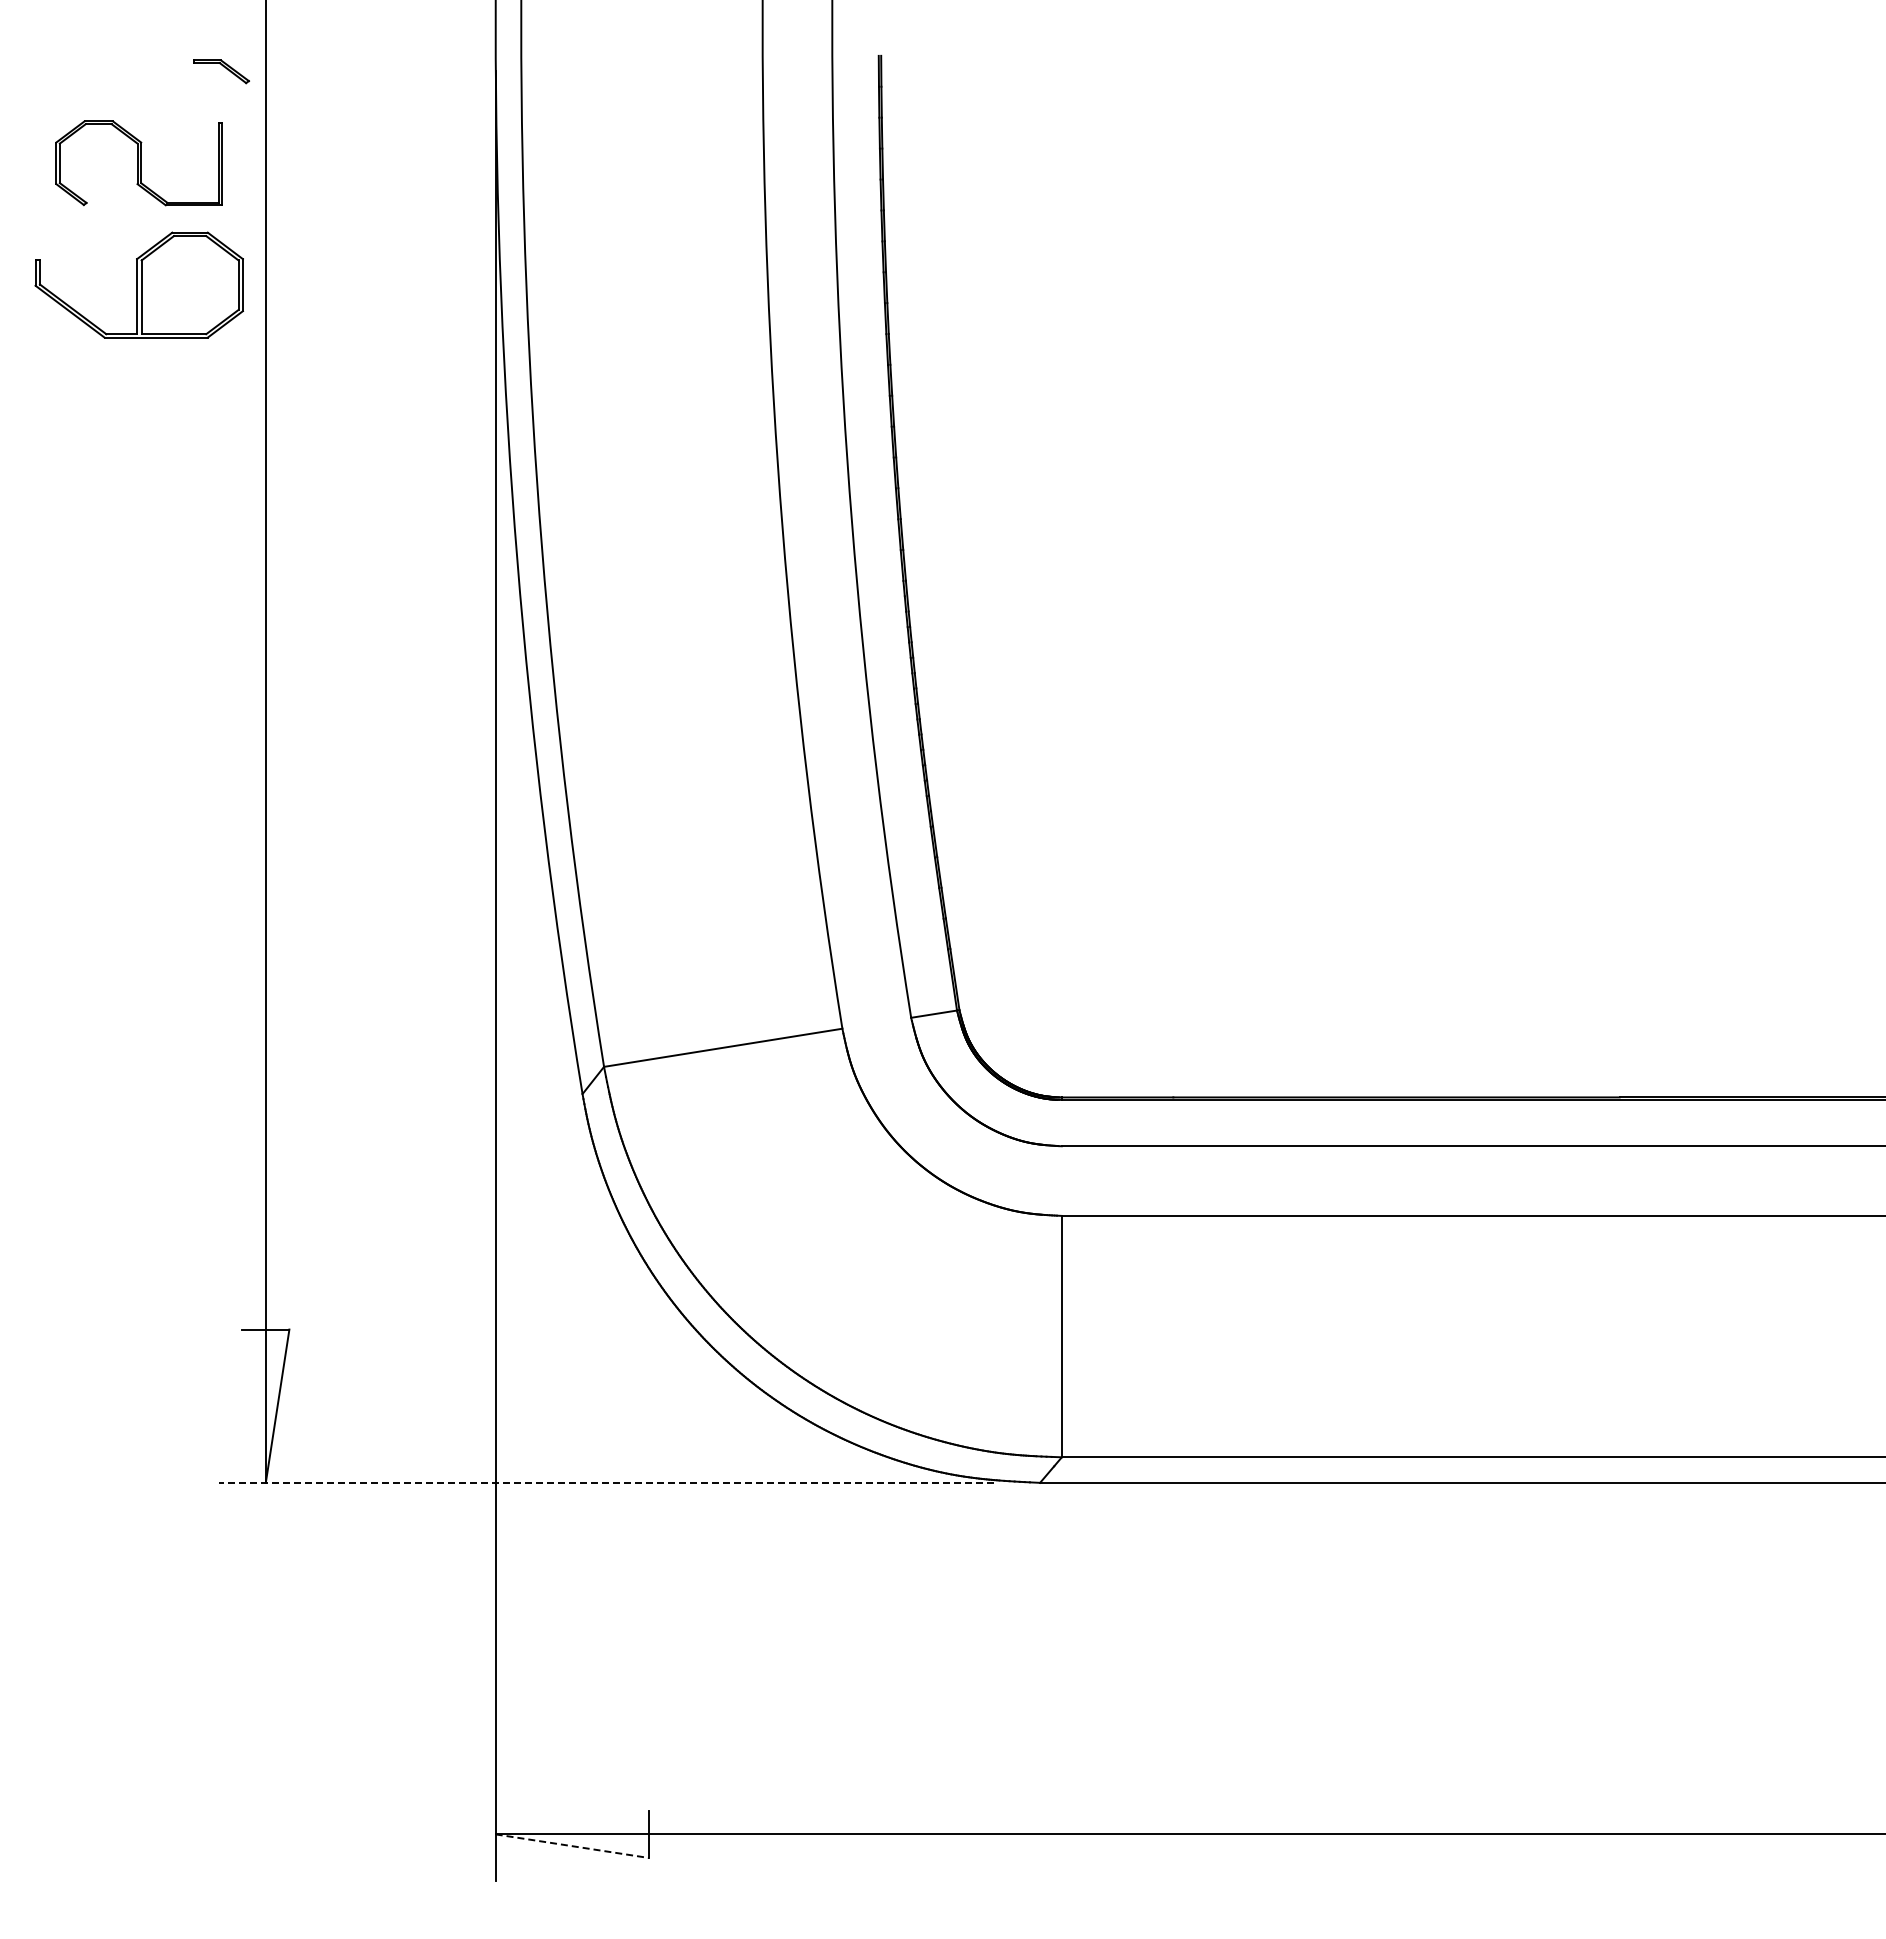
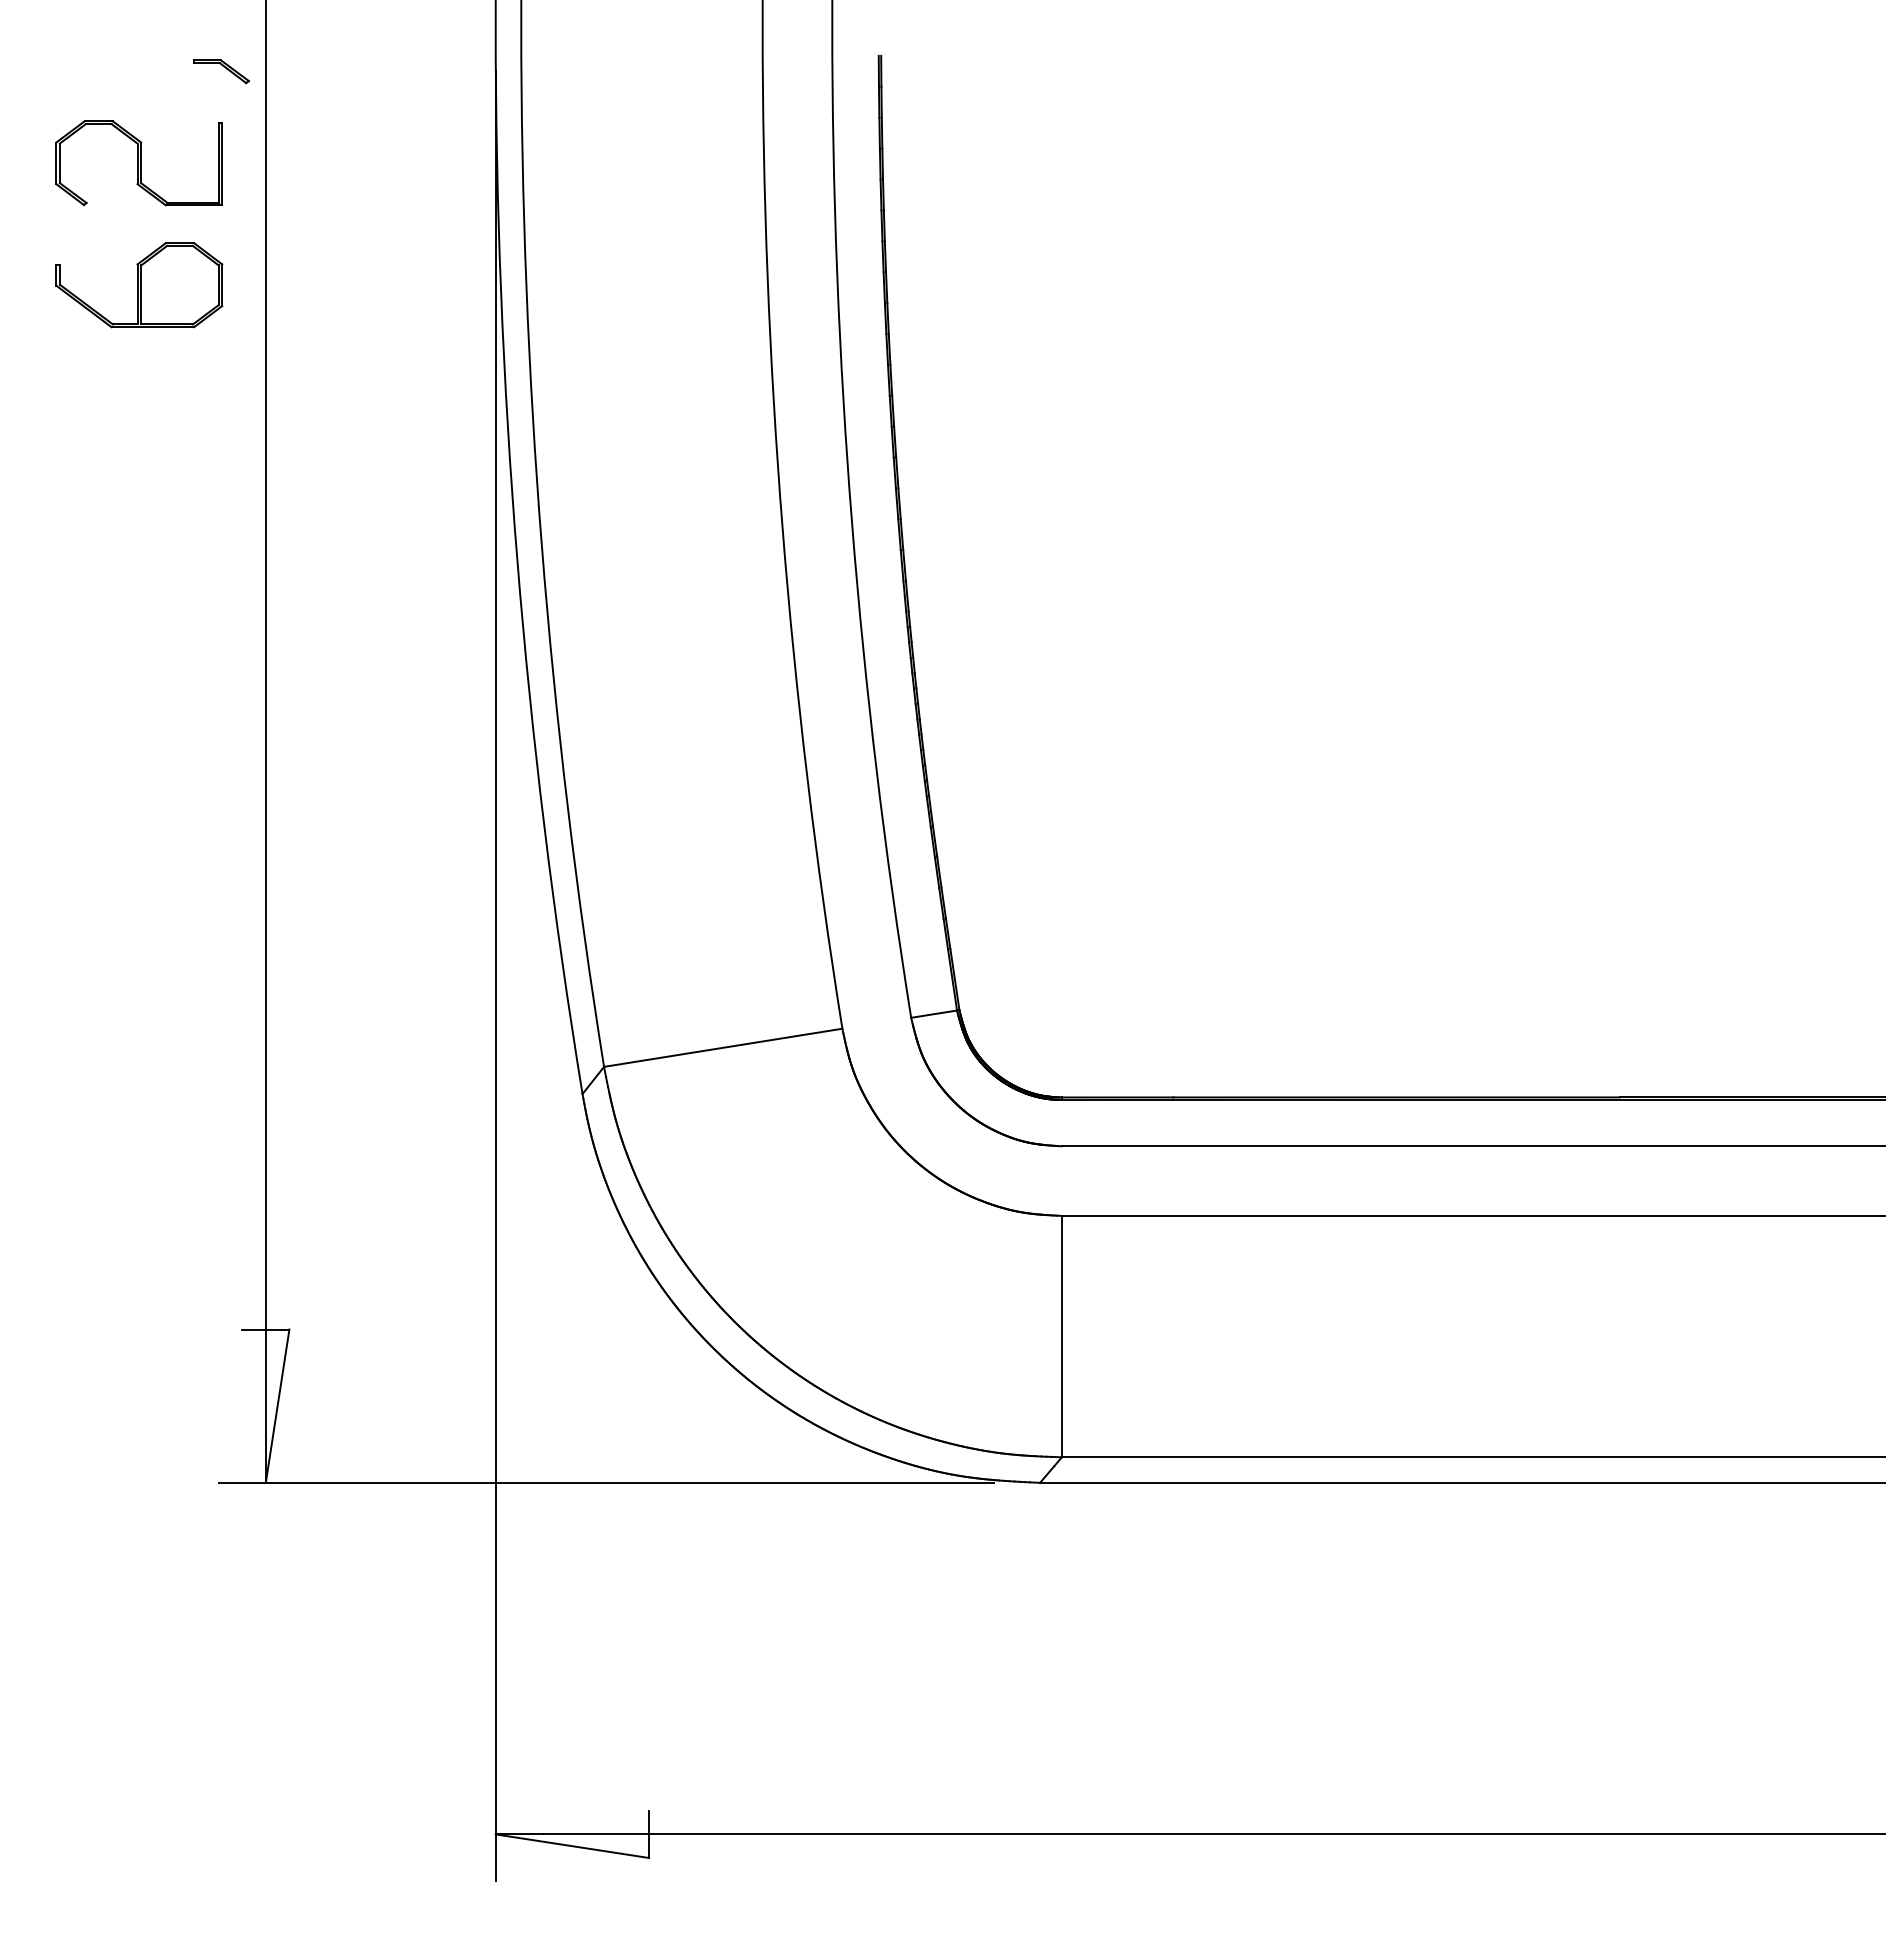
part size: 210x108 px -> 169x87 px (139, 285)
line: dashed -> solid (606, 1482)
line: dashed -> solid (572, 1846)
